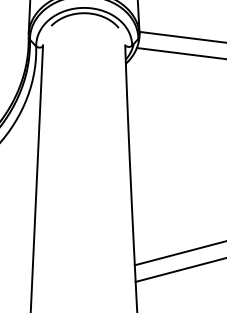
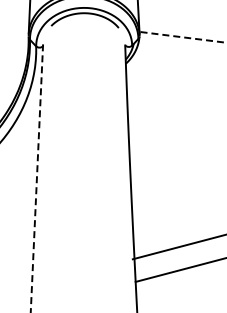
line: solid -> dashed (182, 37)
line: present -> none (179, 53)
line: solid -> dashed (36, 178)
line position: (178, 253) -> (177, 247) (177, 247)
